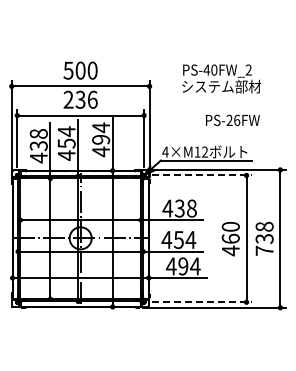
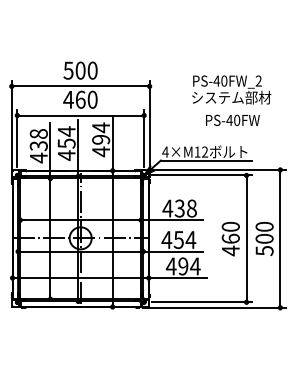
text position: (221, 78) -> (231, 89) (231, 89)
text: 236 -> 460 (80, 99)
text: PS-26FW -> PS-40FW (233, 119)
line: dashed -> solid (202, 175)
text: 738 -> 500 (264, 238)
line: dashed -> solid (202, 302)
